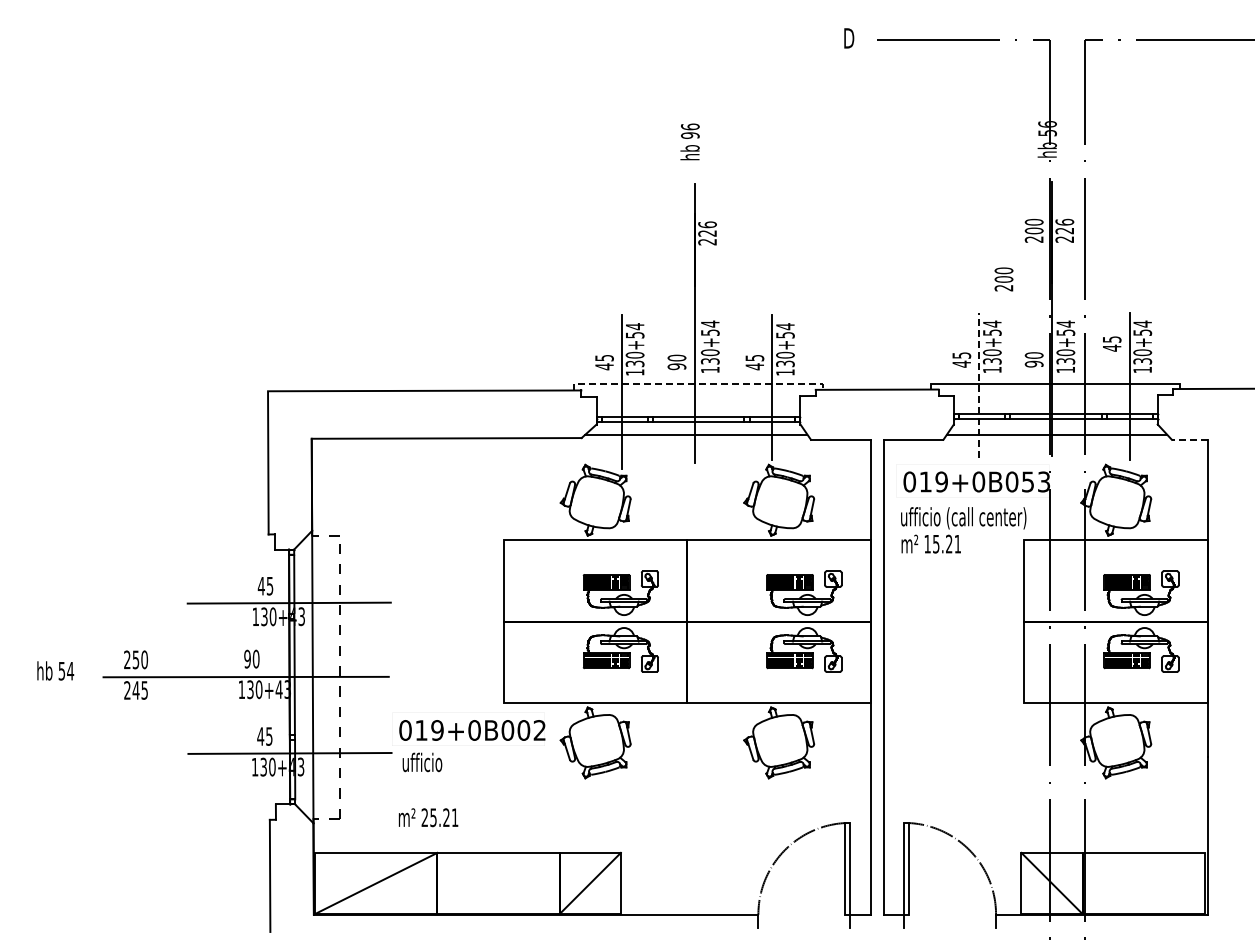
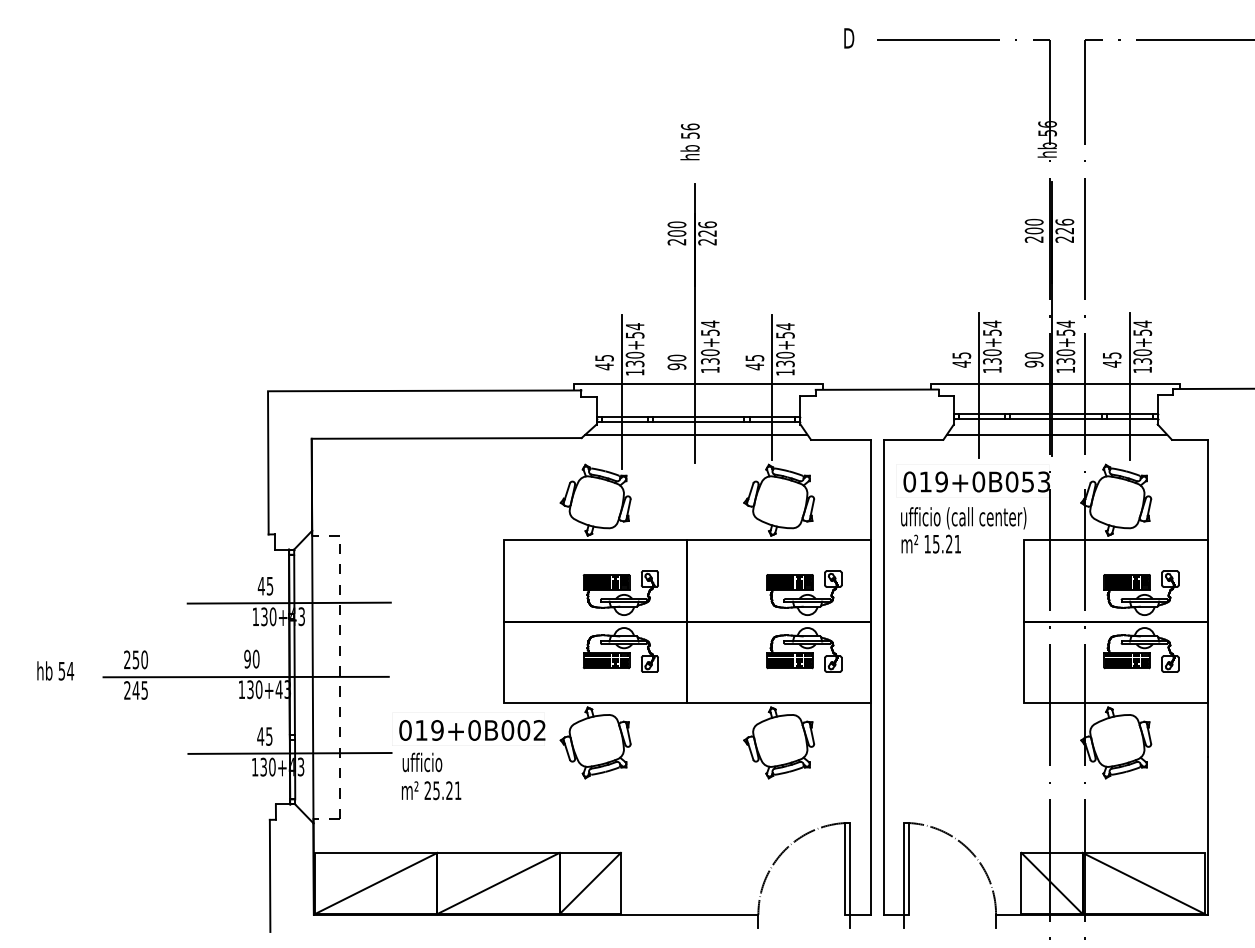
text: 96 -> 56 (690, 135)
text position: (1003, 279) -> (676, 233) (676, 233)
text position: (1112, 343) -> (1112, 359) (1112, 359)
line: dashed -> solid (699, 383)
line: dashed -> solid (979, 385)
line: dashed -> solid (1189, 439)
text position: (428, 817) -> (431, 790) (431, 790)
line: none -> present (498, 883)
line: none -> present (1143, 883)
